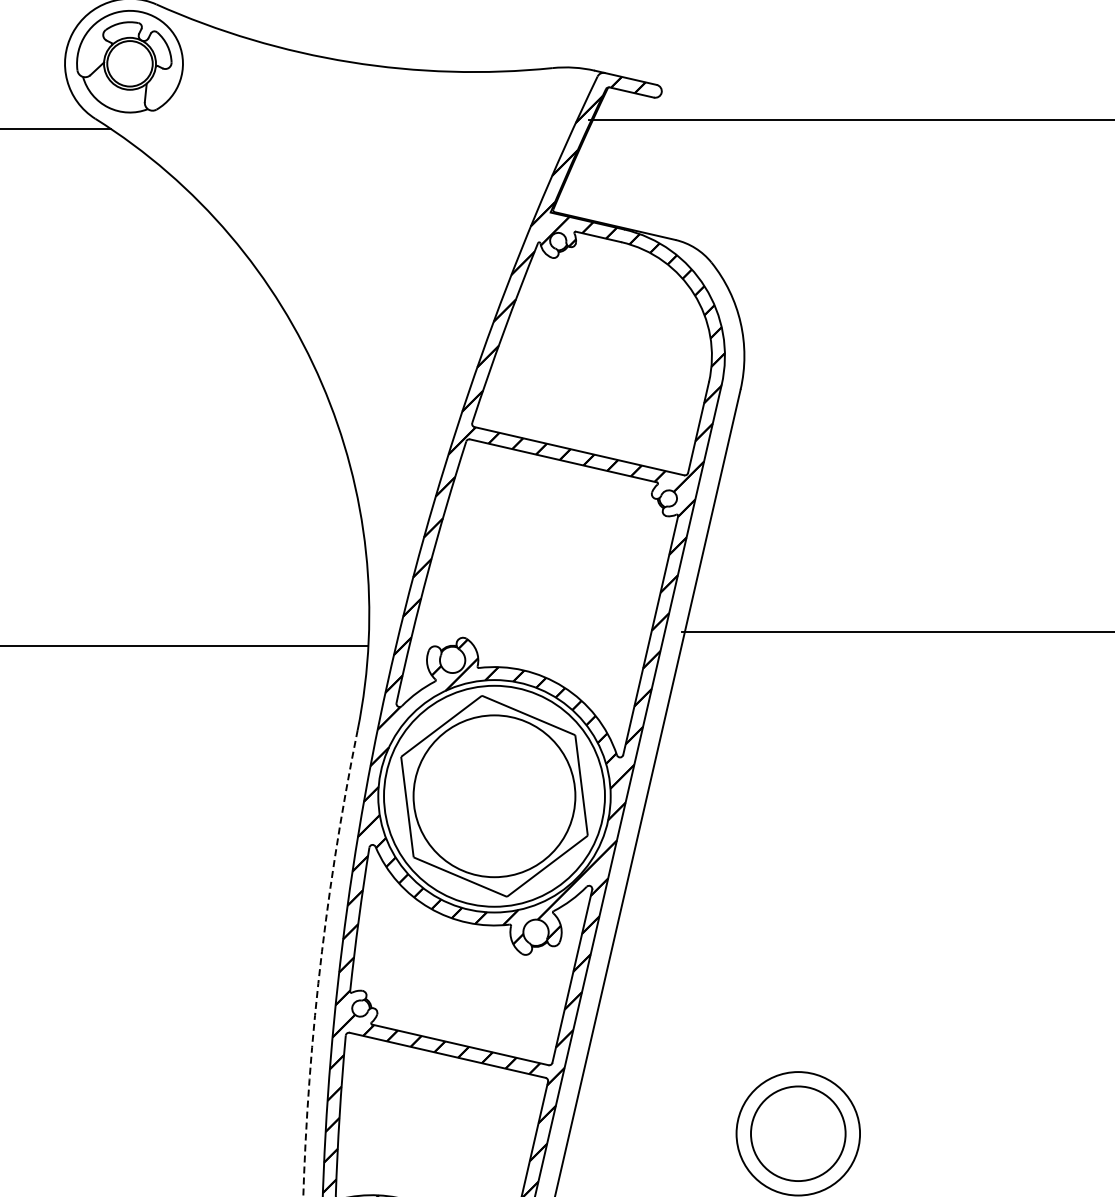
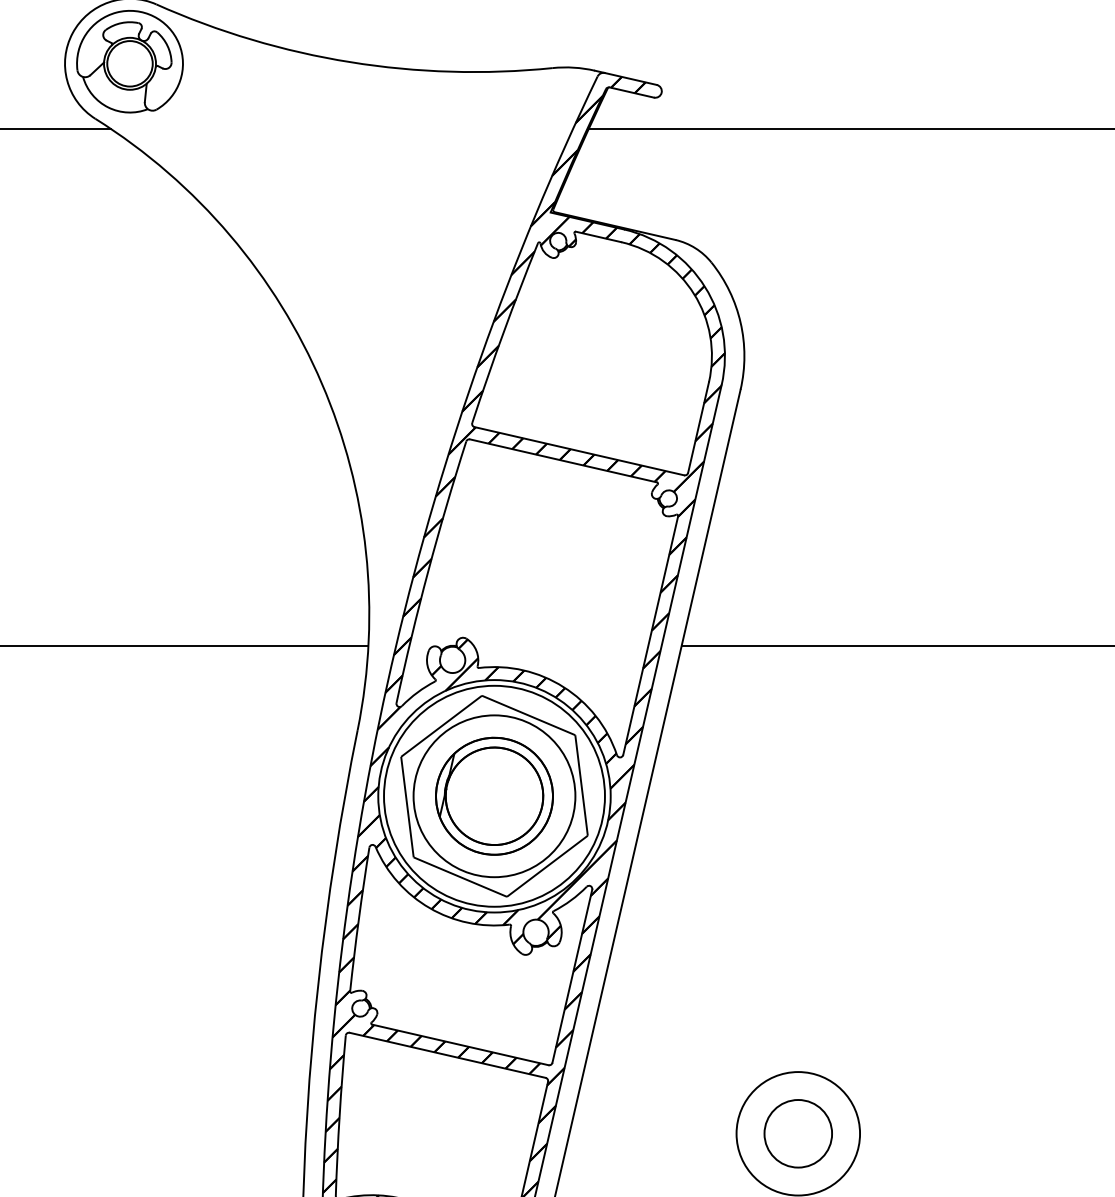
line position: (849, 119) -> (849, 128) (849, 128)
line position: (896, 632) -> (896, 646) (896, 646)
part: none -> present (494, 795)
arc: dashed -> solid (320, 963)
circle diameter: 95 px -> 68 px (798, 1133)
